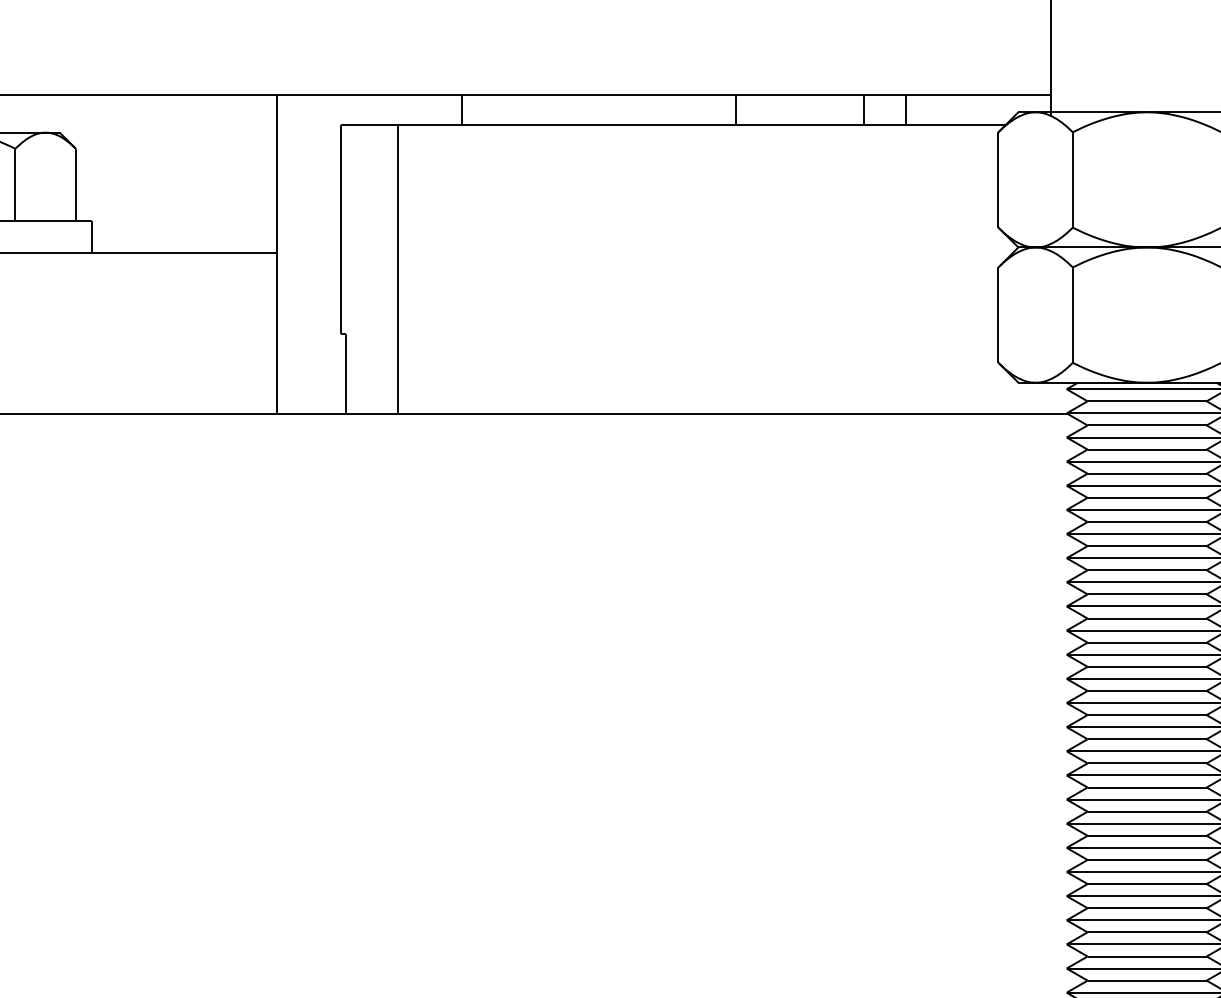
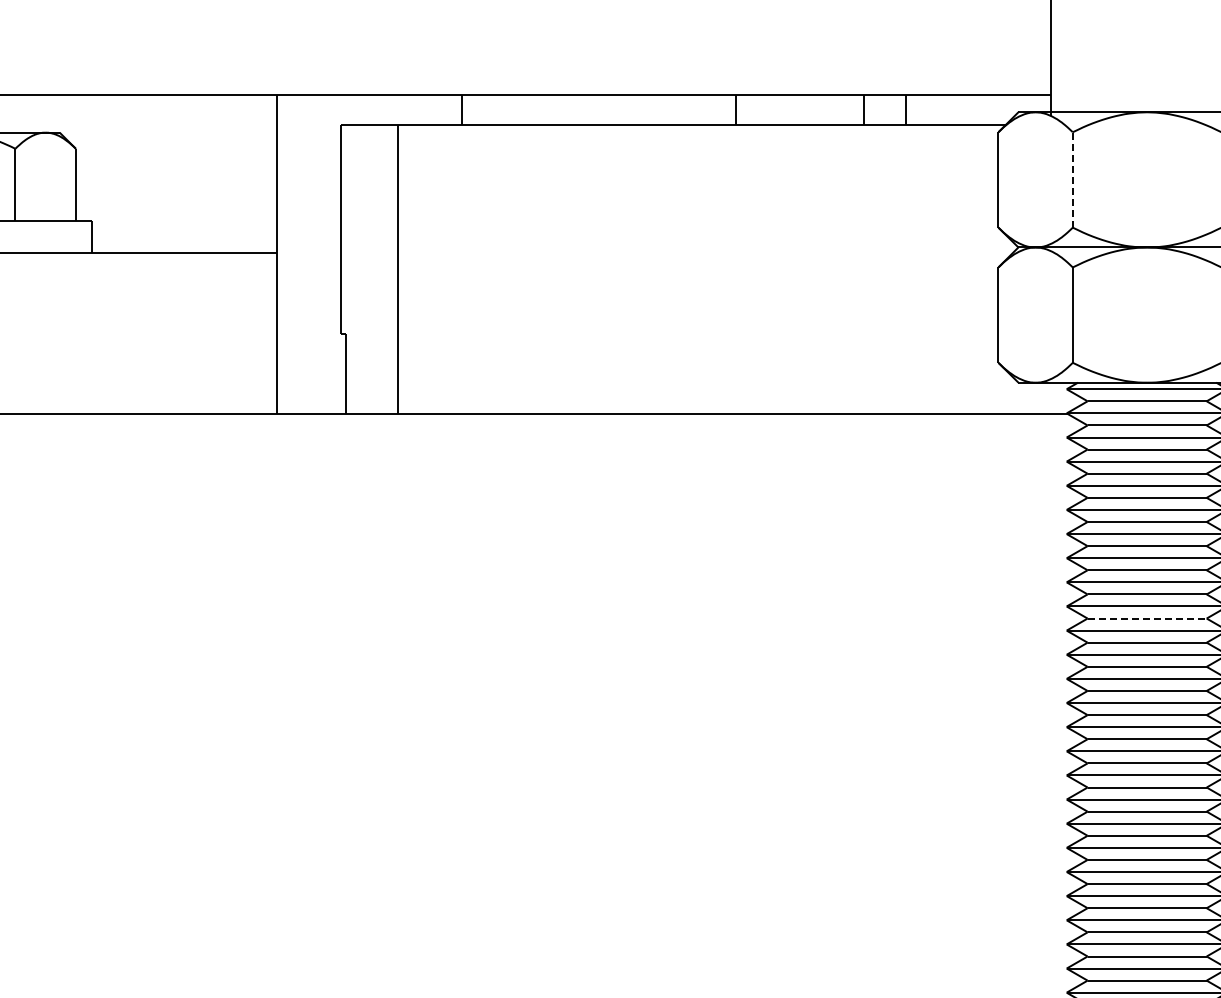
line: solid -> dashed (1072, 179)
line: solid -> dashed (1147, 618)
